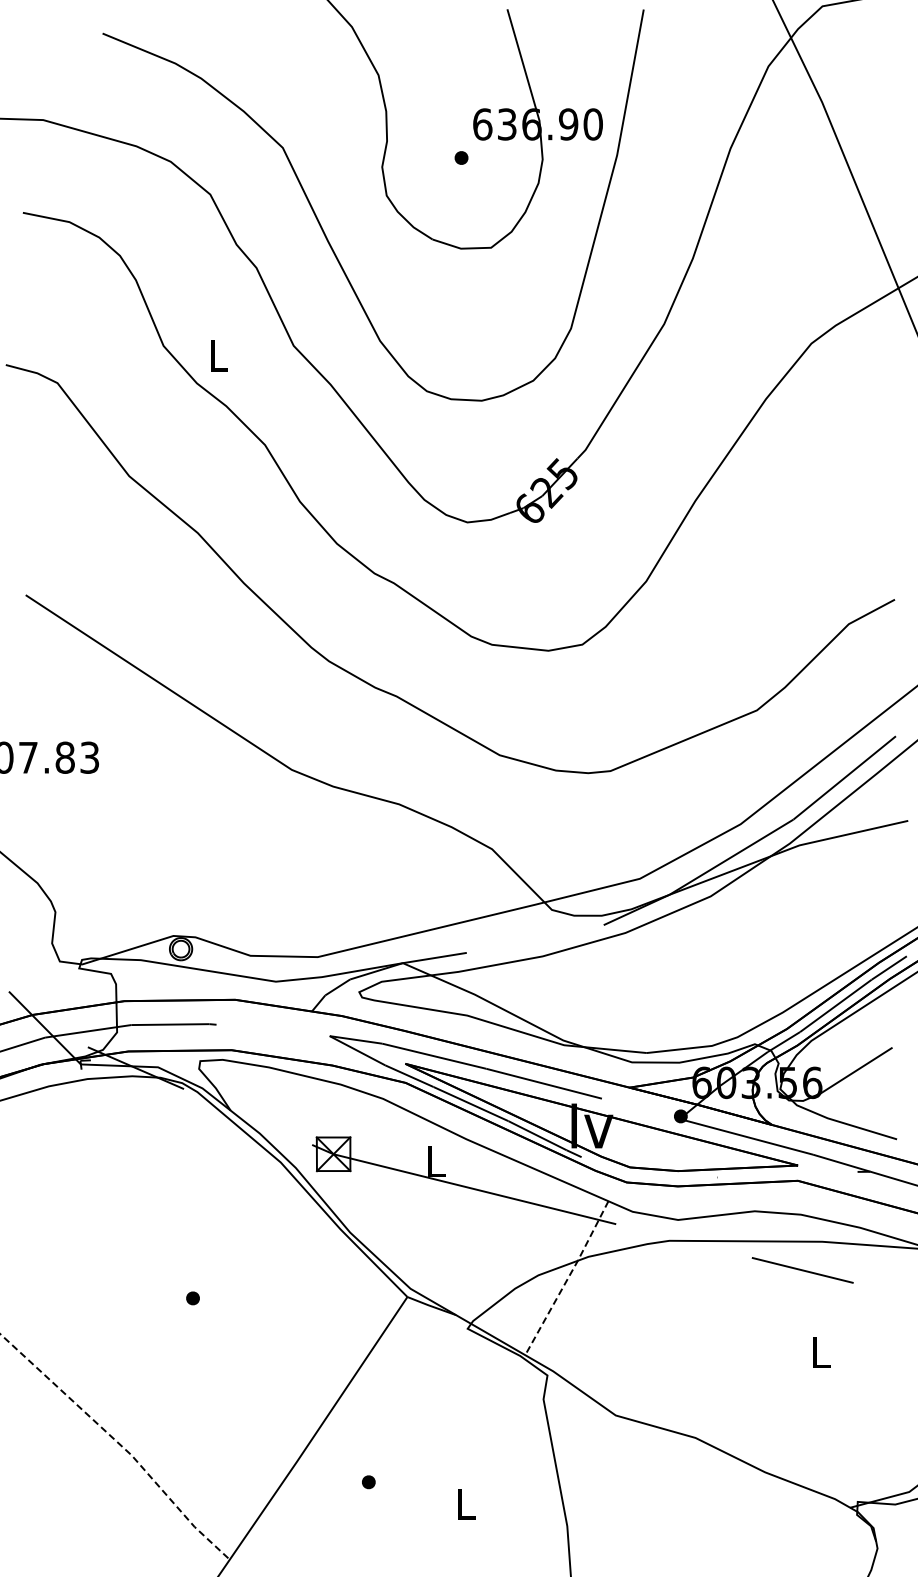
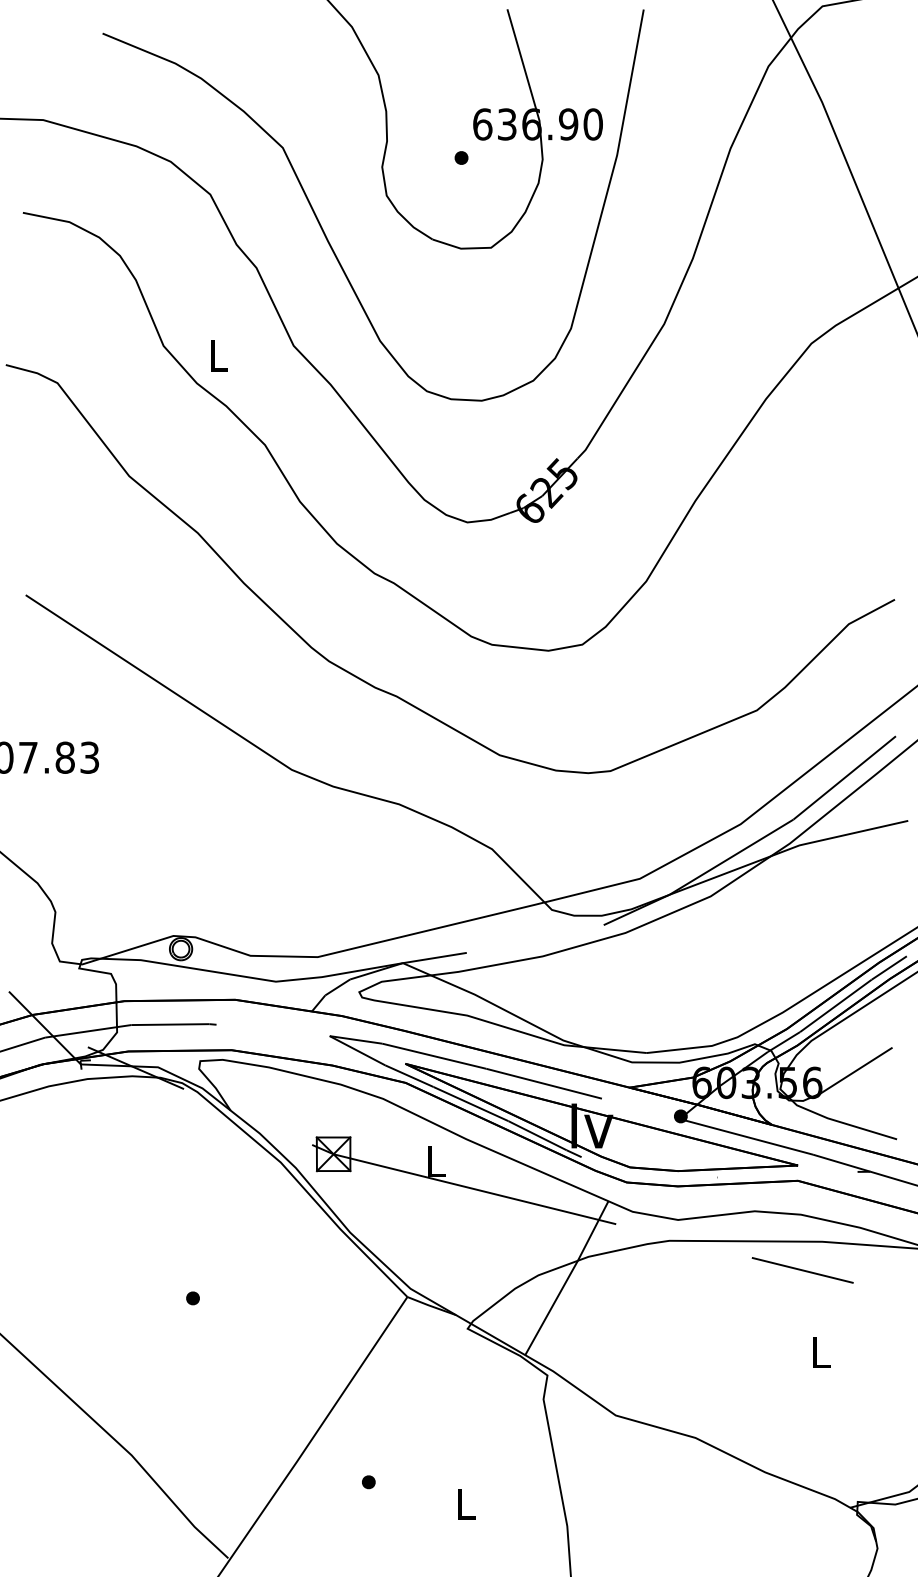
line: dashed -> solid (567, 1278)
line: dashed -> solid (119, 1443)
